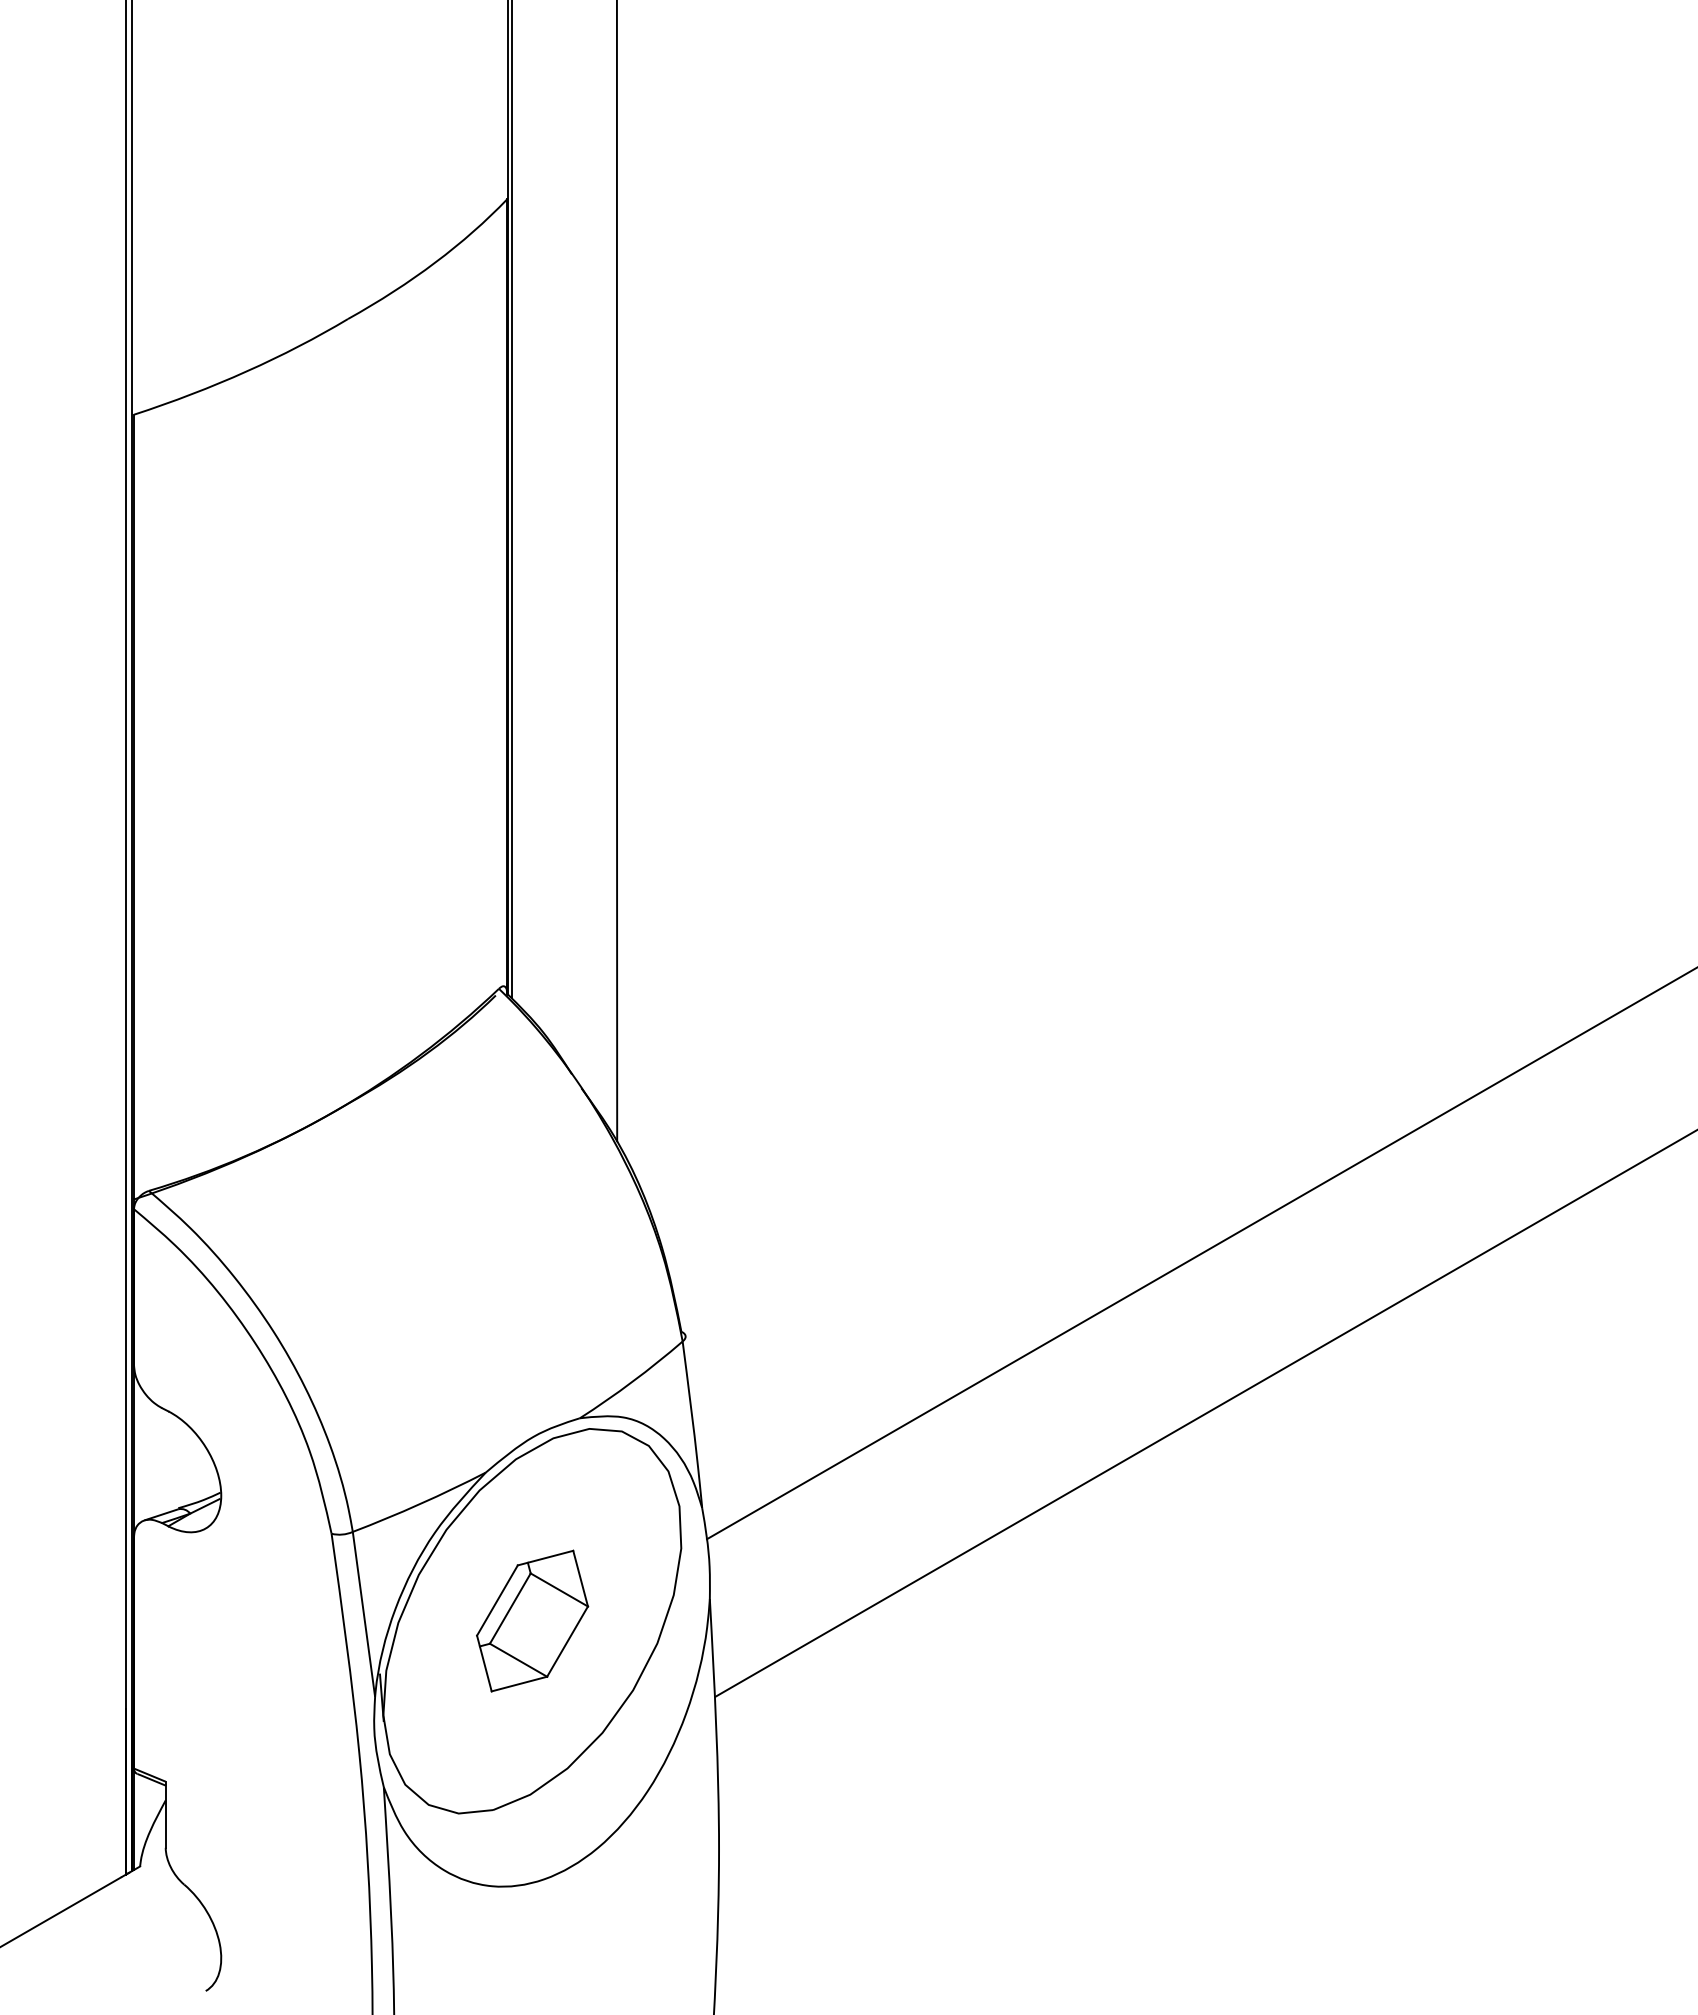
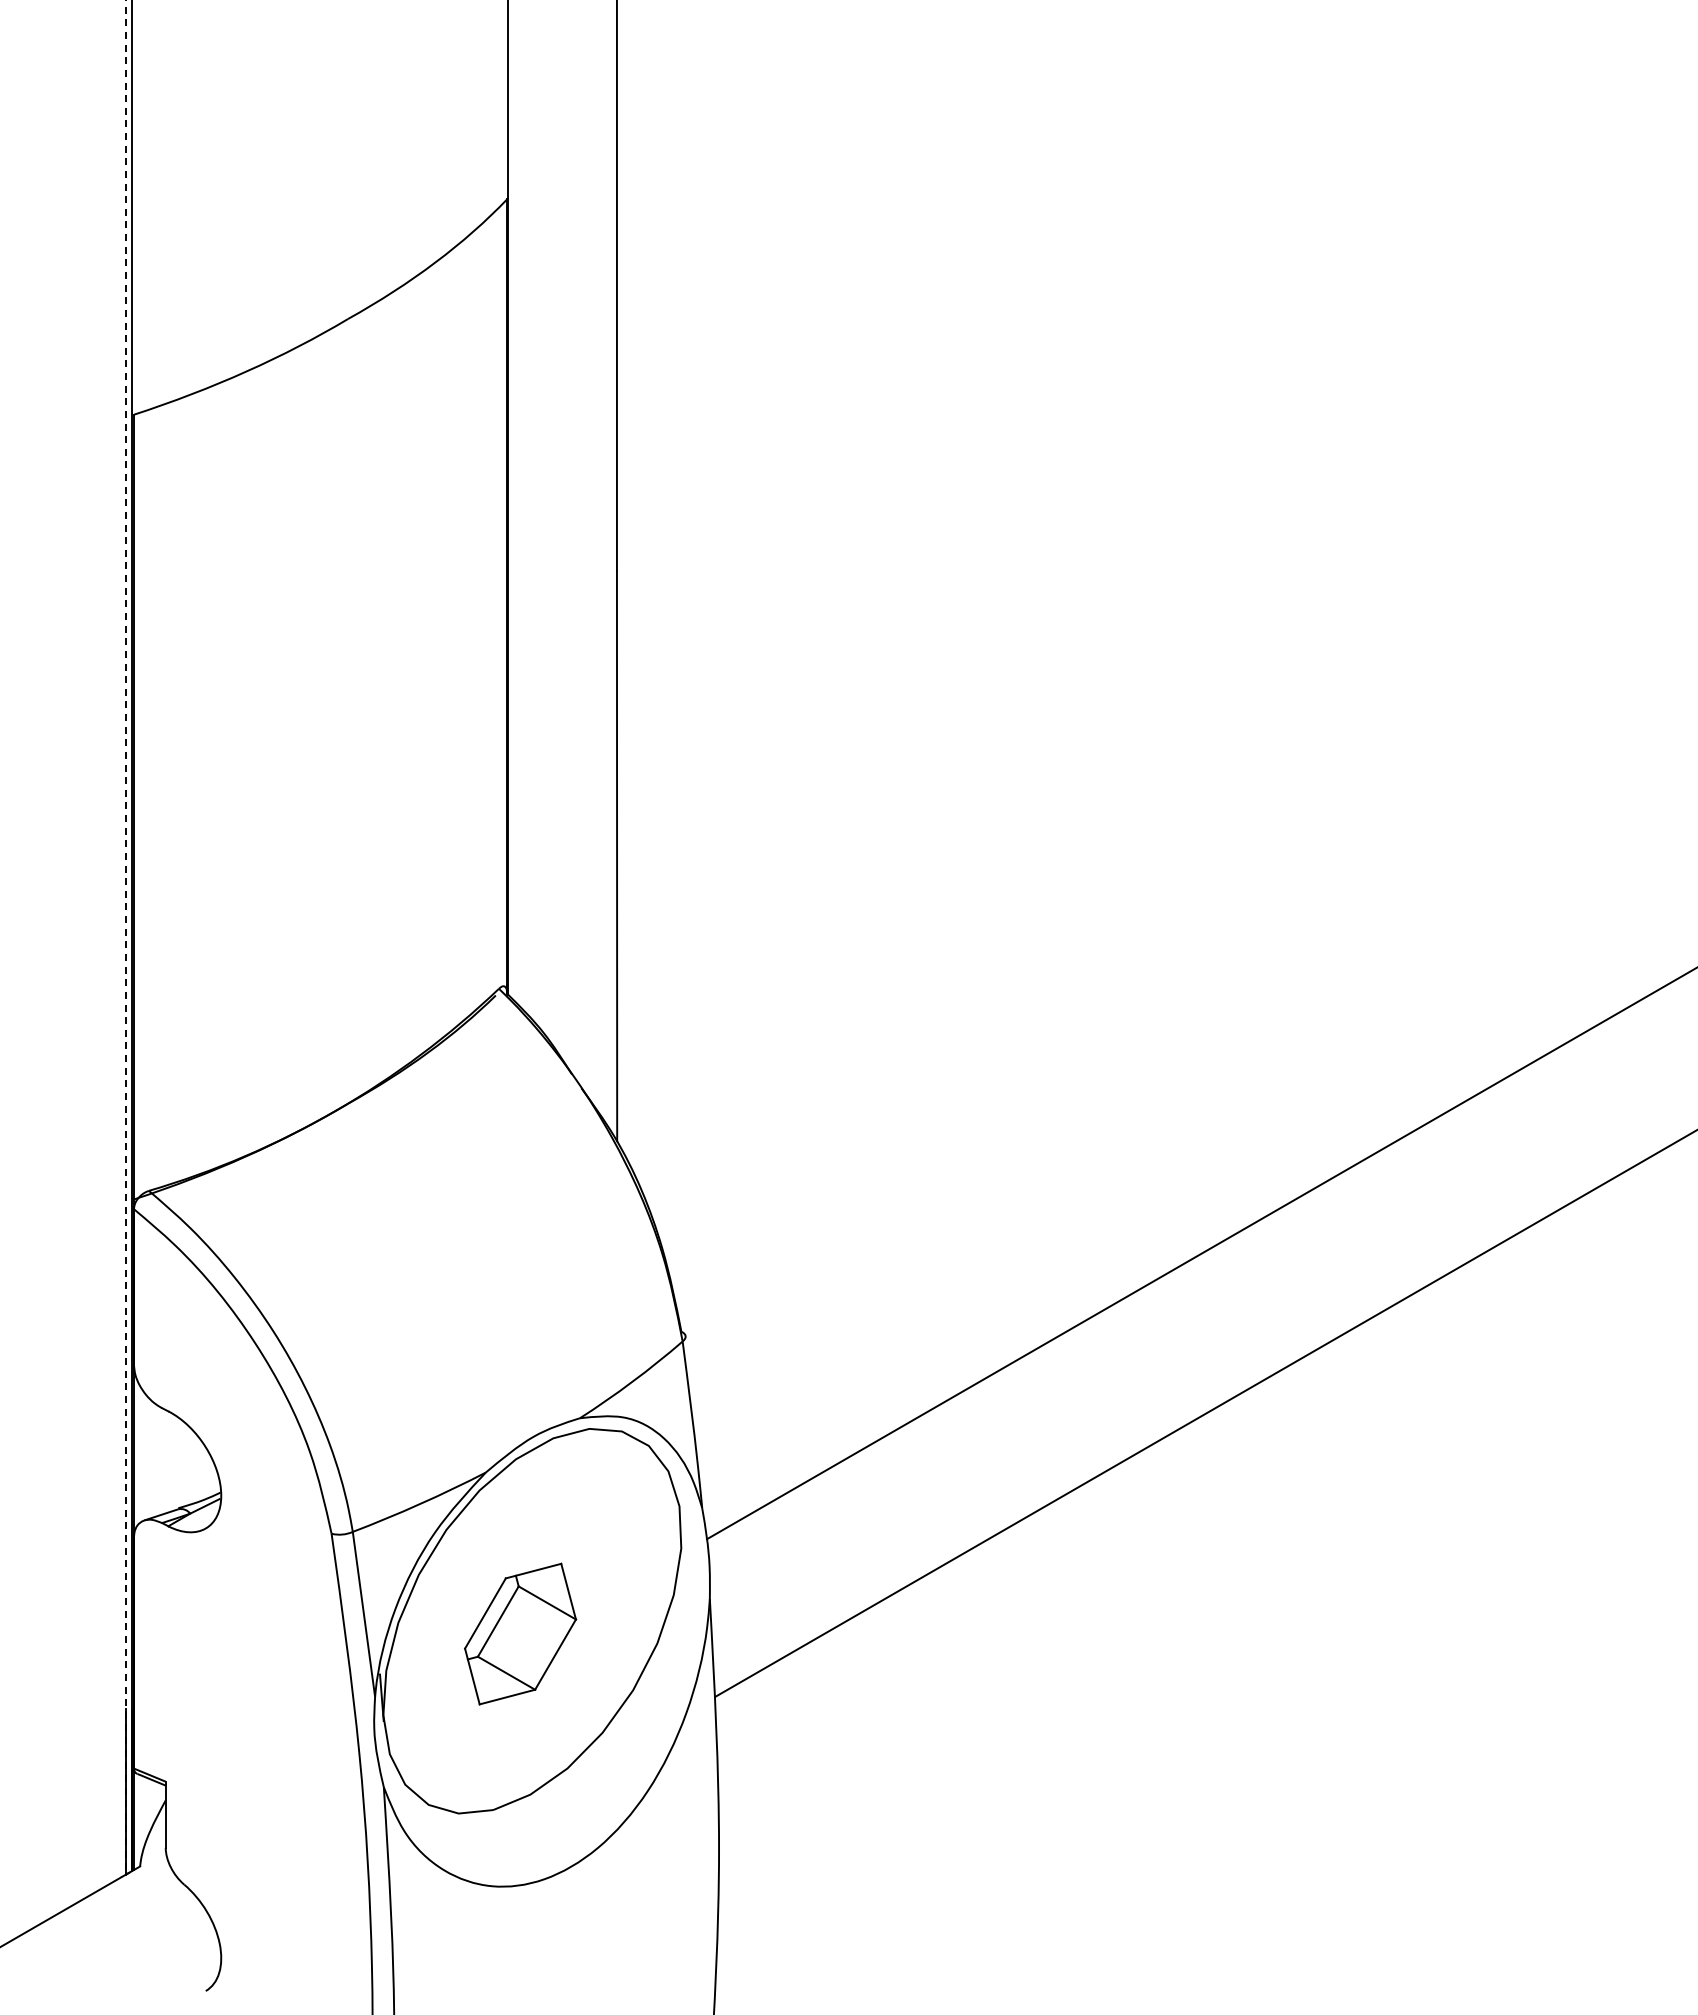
line: present -> none (511, 500)
line: solid -> dashed (125, 937)
part position: (532, 1620) -> (520, 1633) (520, 1633)
